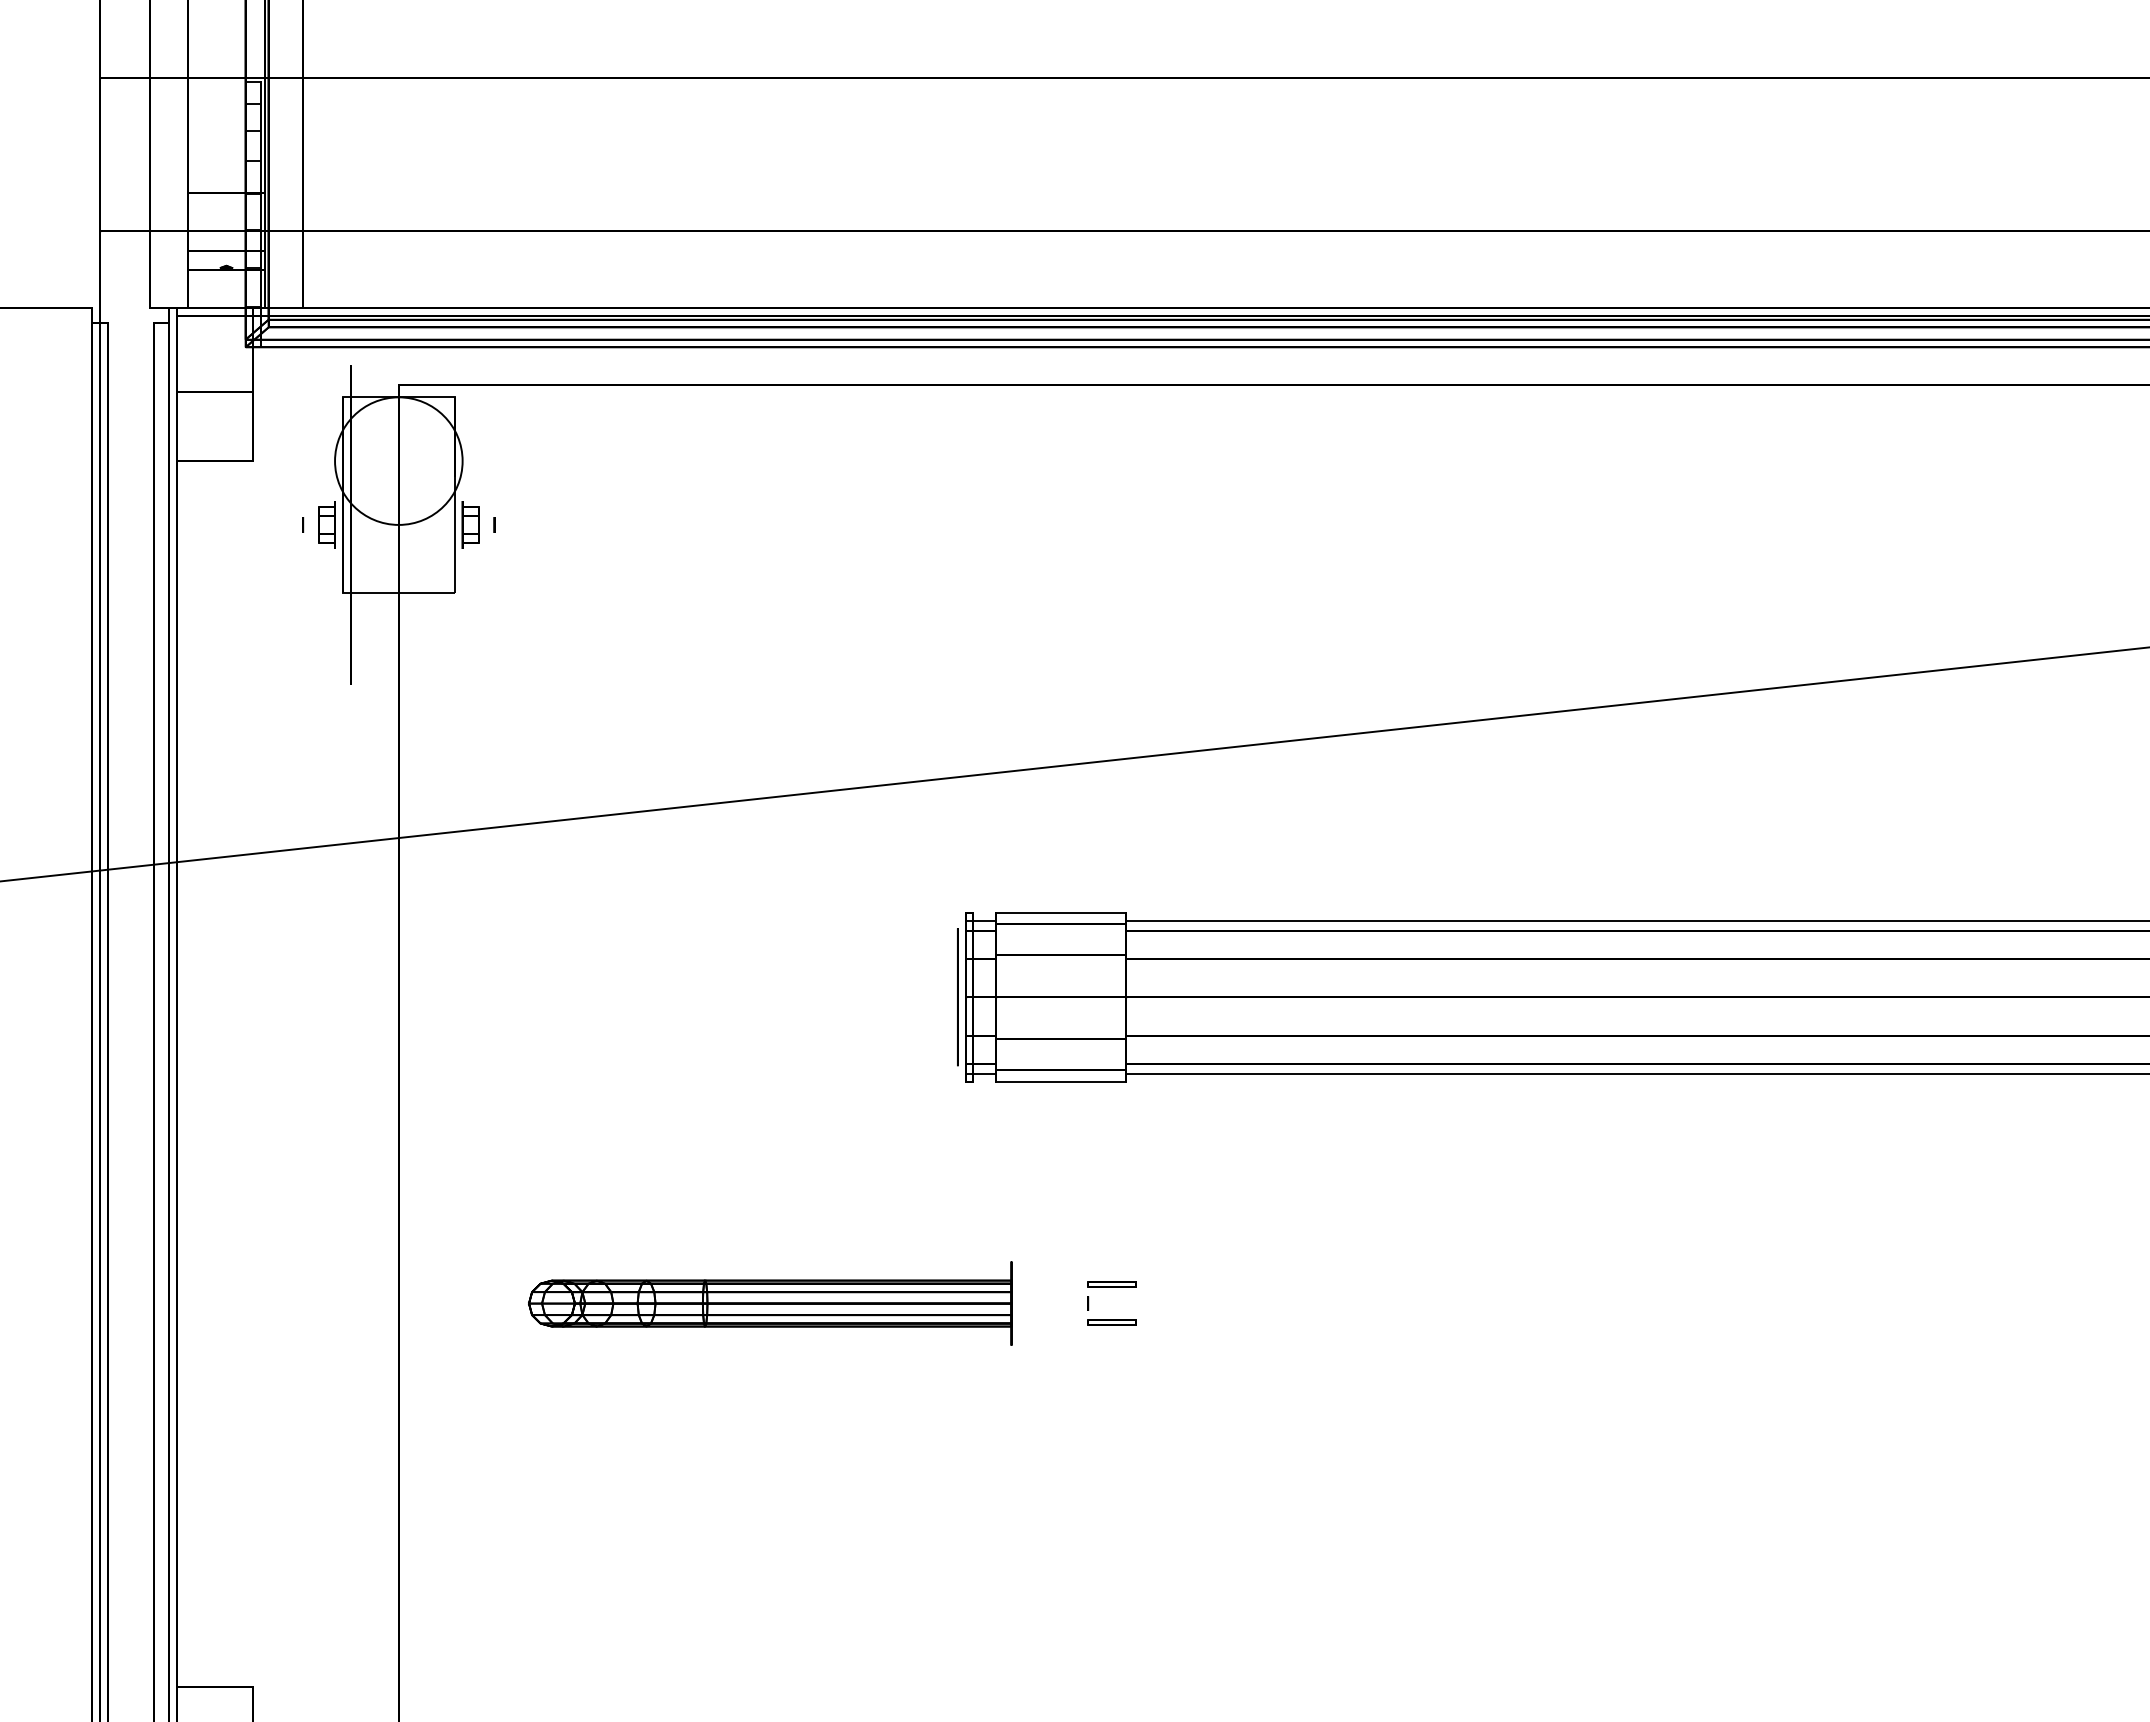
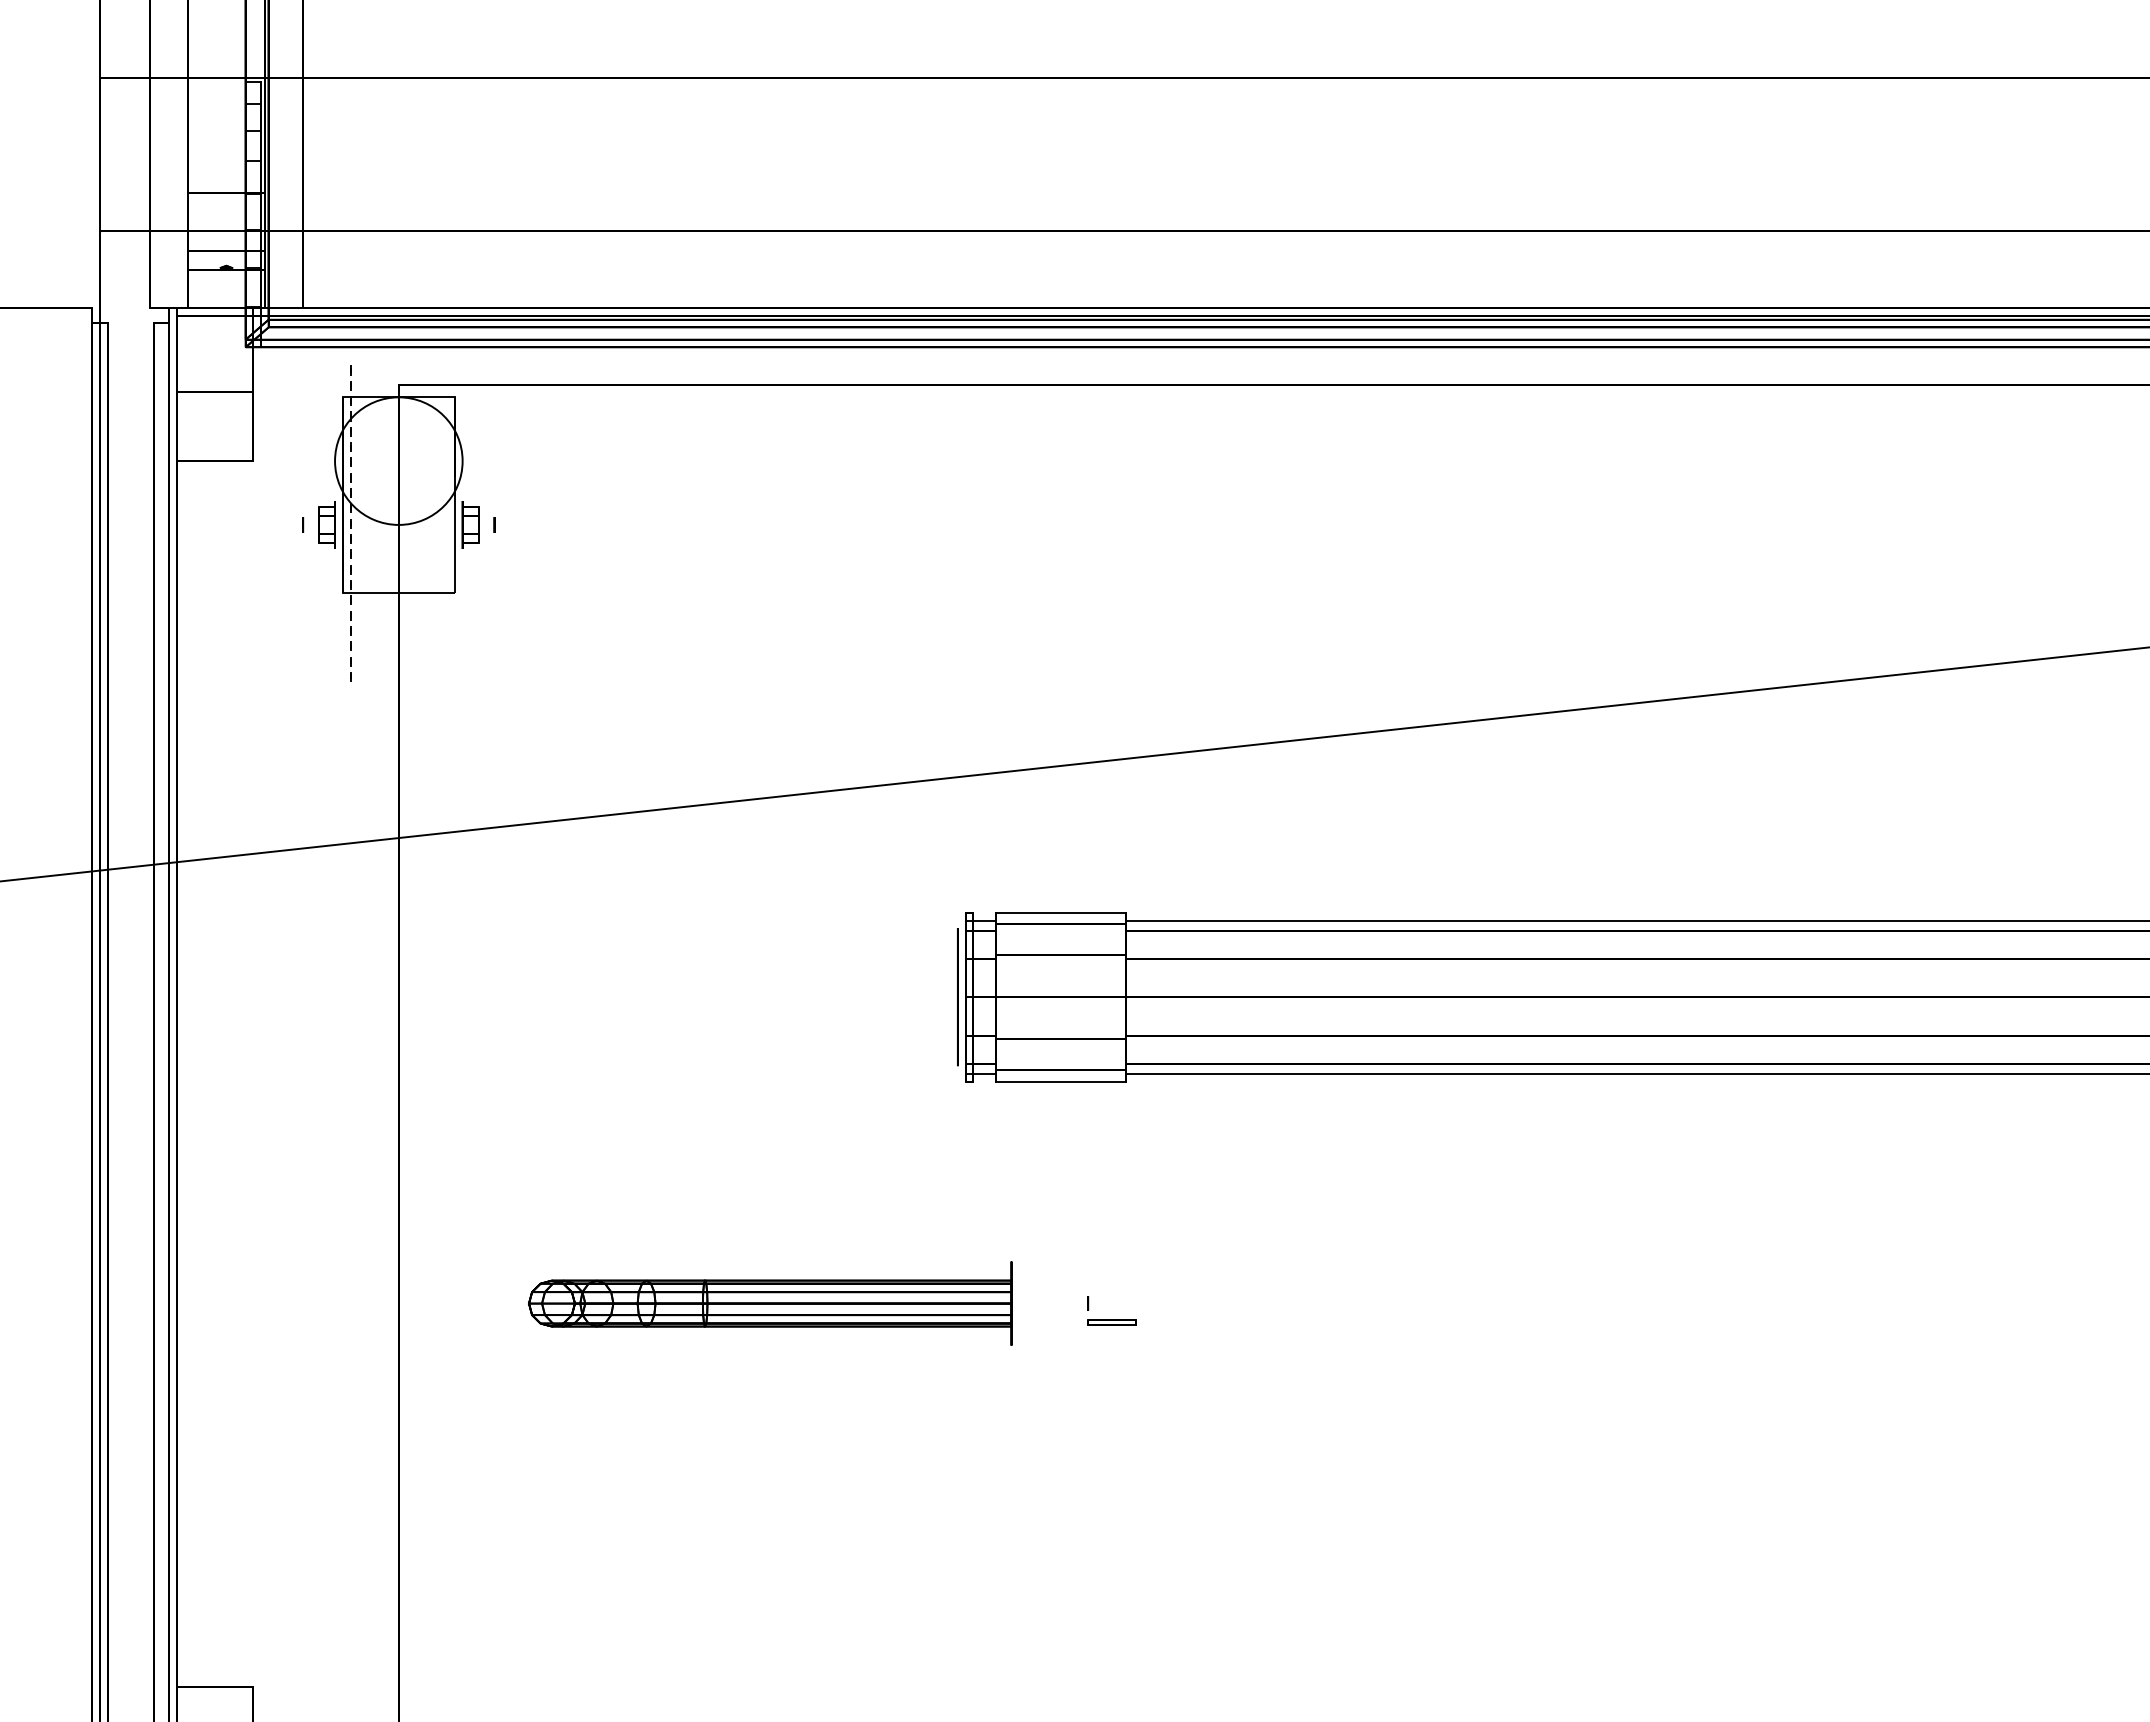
circle: solid -> dashed (350, 524)
part: present -> none (1111, 1284)
